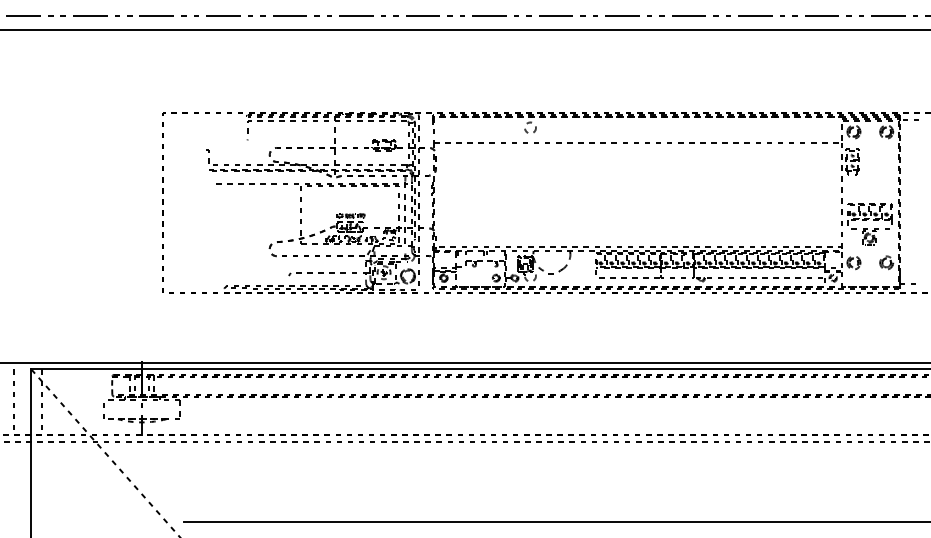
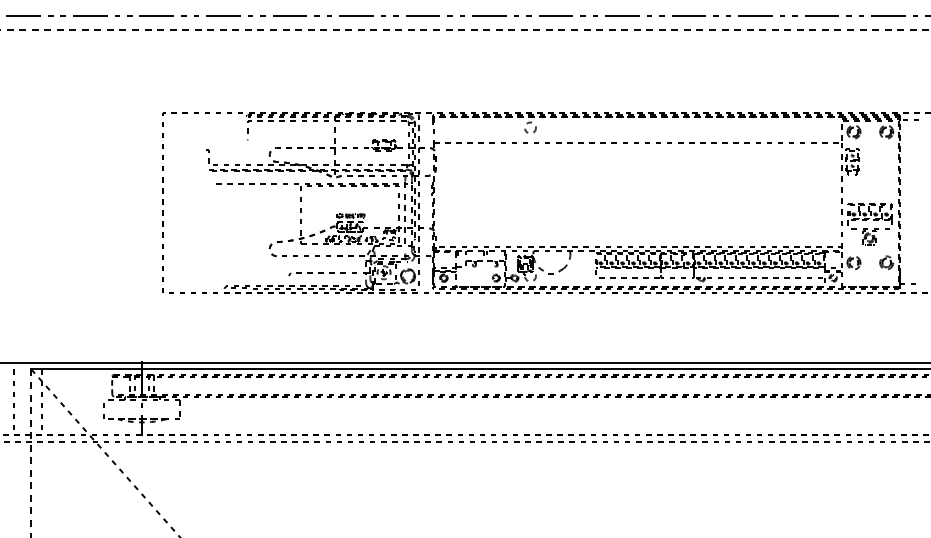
line: solid -> dashed (465, 29)
line: solid -> dashed (31, 453)
line: present -> none (555, 521)
